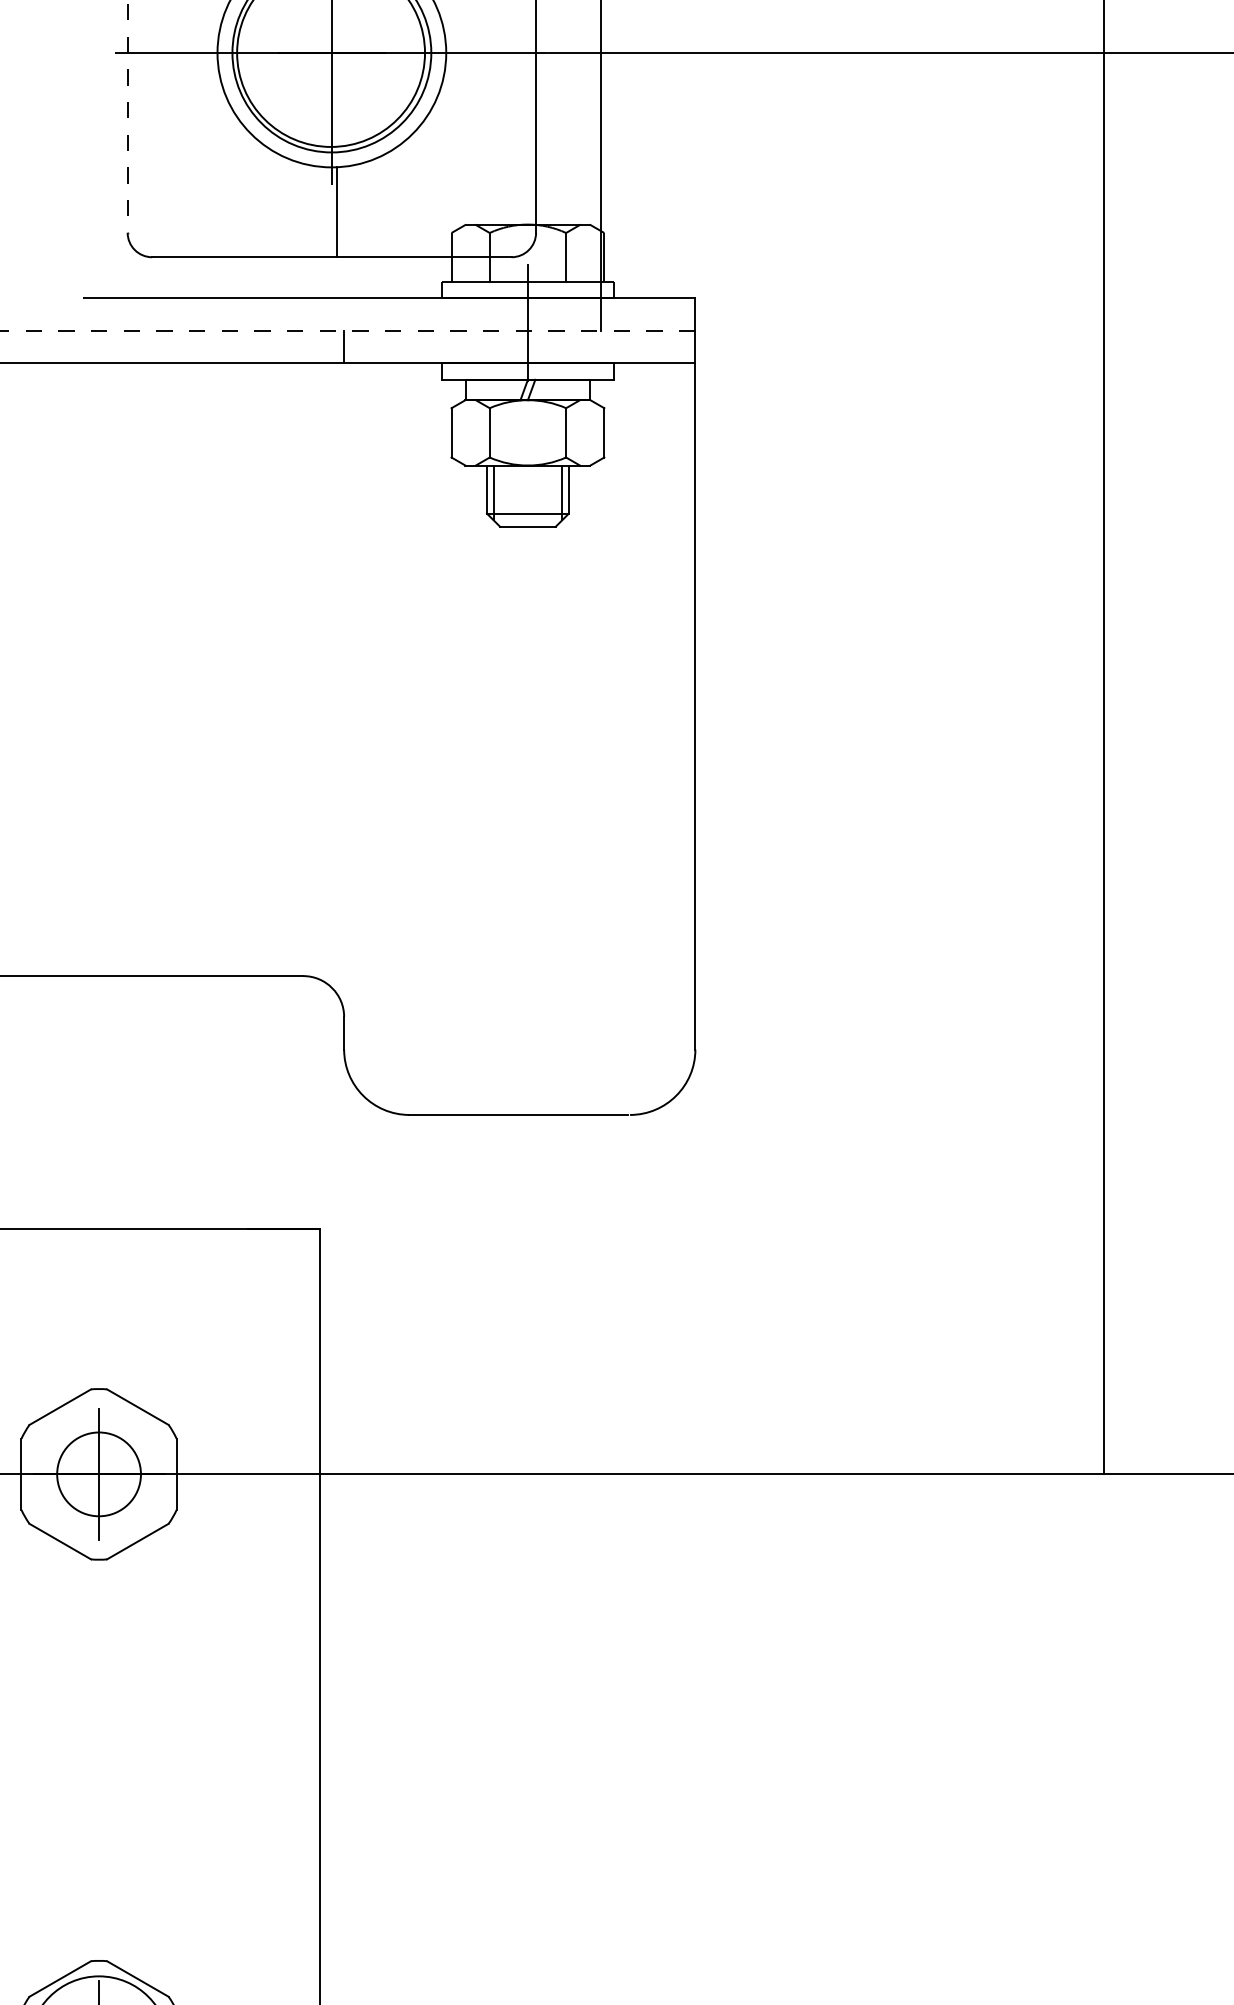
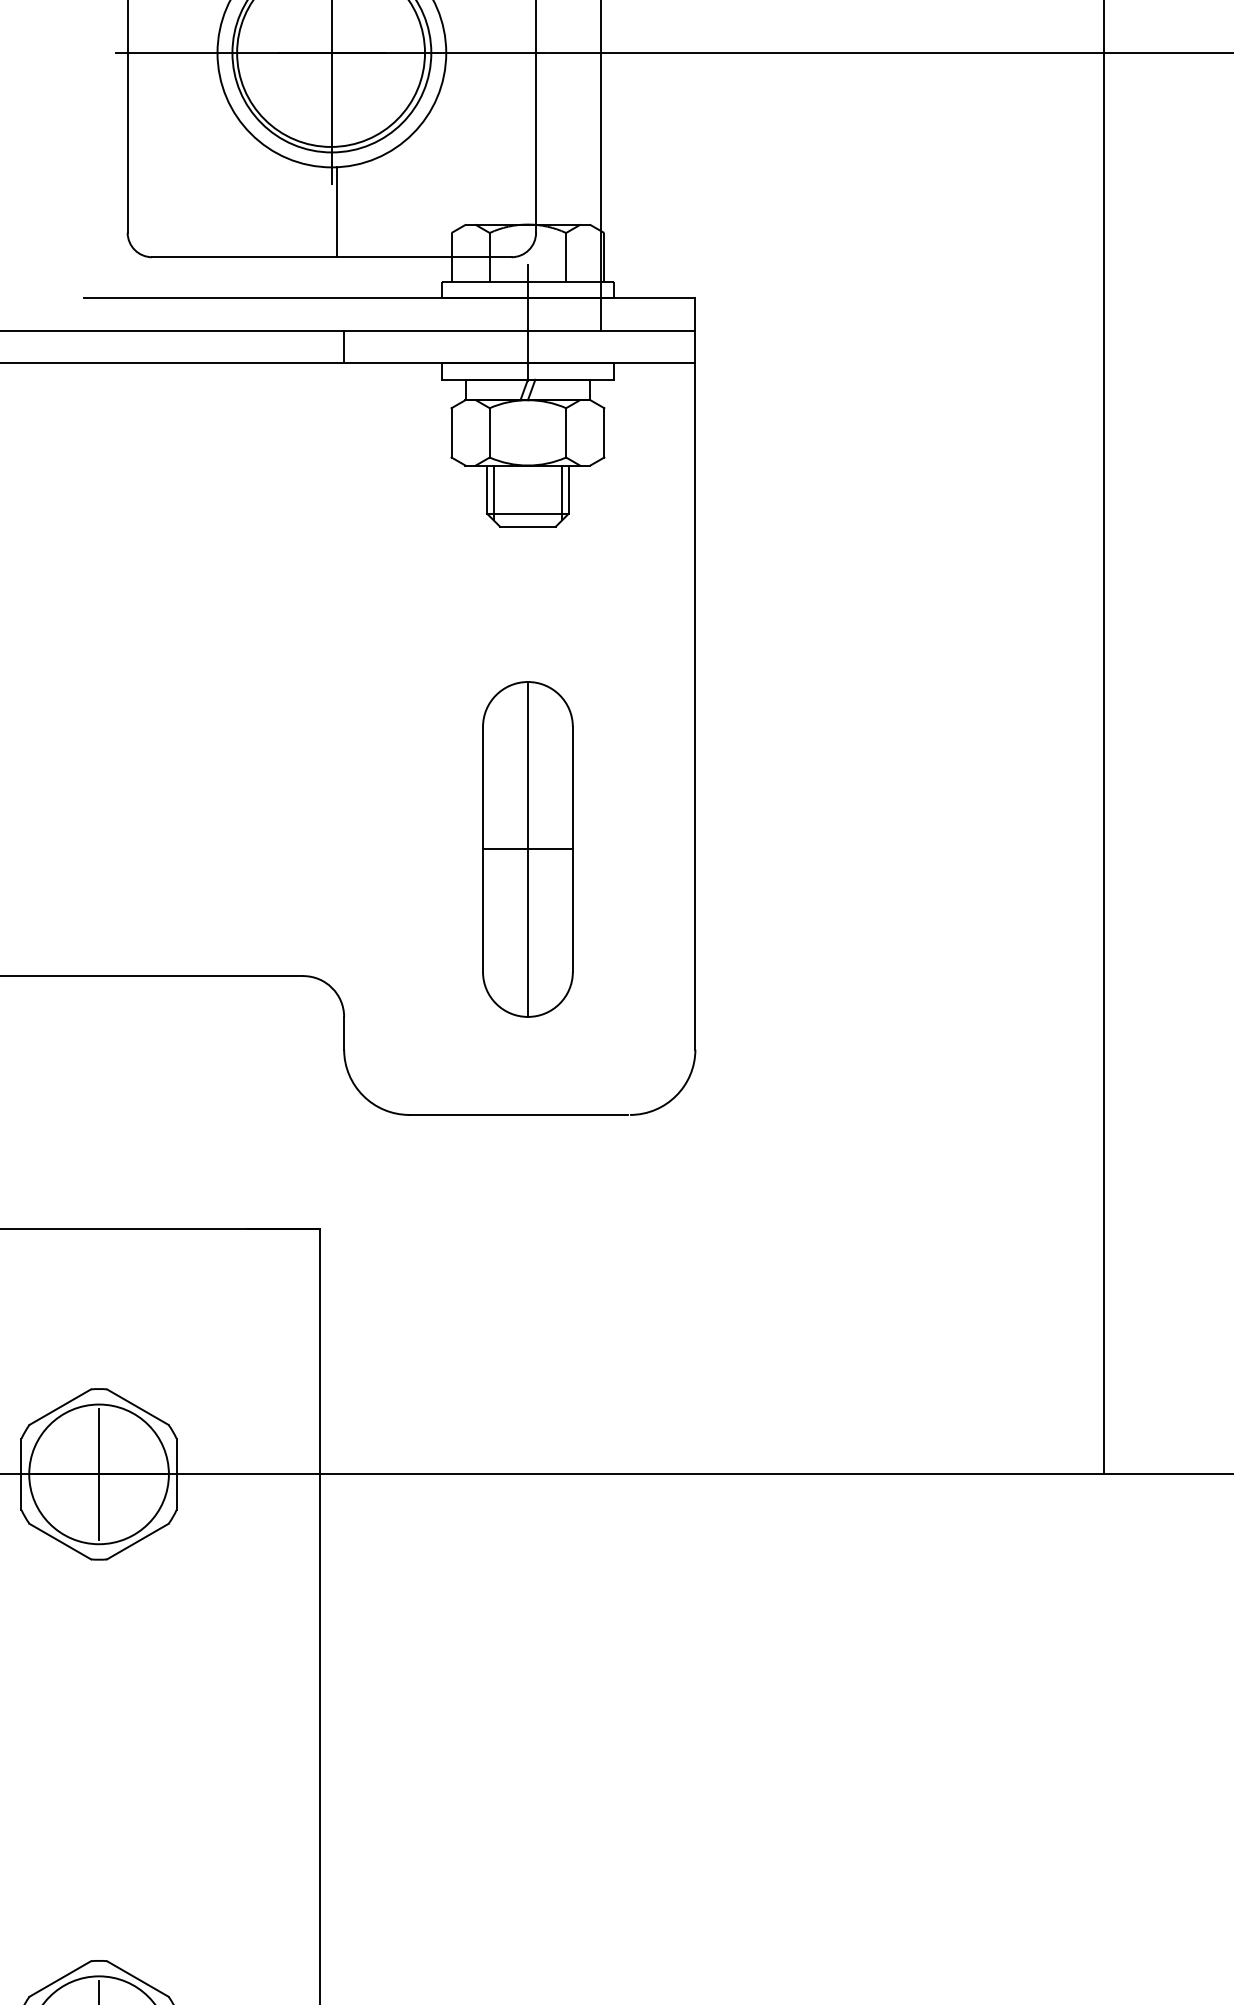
line: dashed -> solid (127, 116)
line: dashed -> solid (347, 330)
part: none -> present (527, 849)
circle diameter: 84 px -> 140 px (98, 1474)
